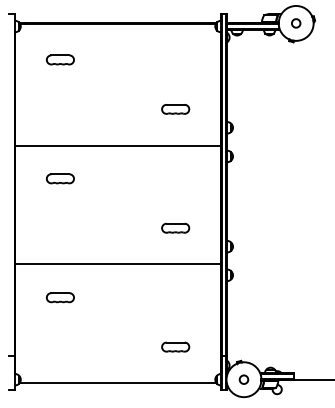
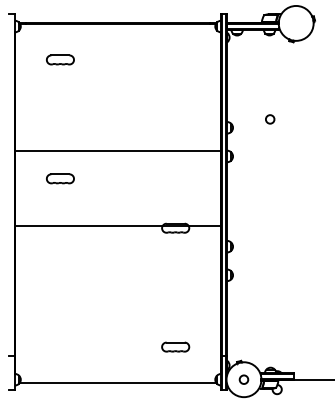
circle position: (296, 23) -> (270, 119) (270, 119)
part: present -> none (175, 109)
line position: (117, 145) -> (117, 150) (117, 150)
line position: (117, 264) -> (117, 226) (117, 226)
part: present -> none (60, 297)
